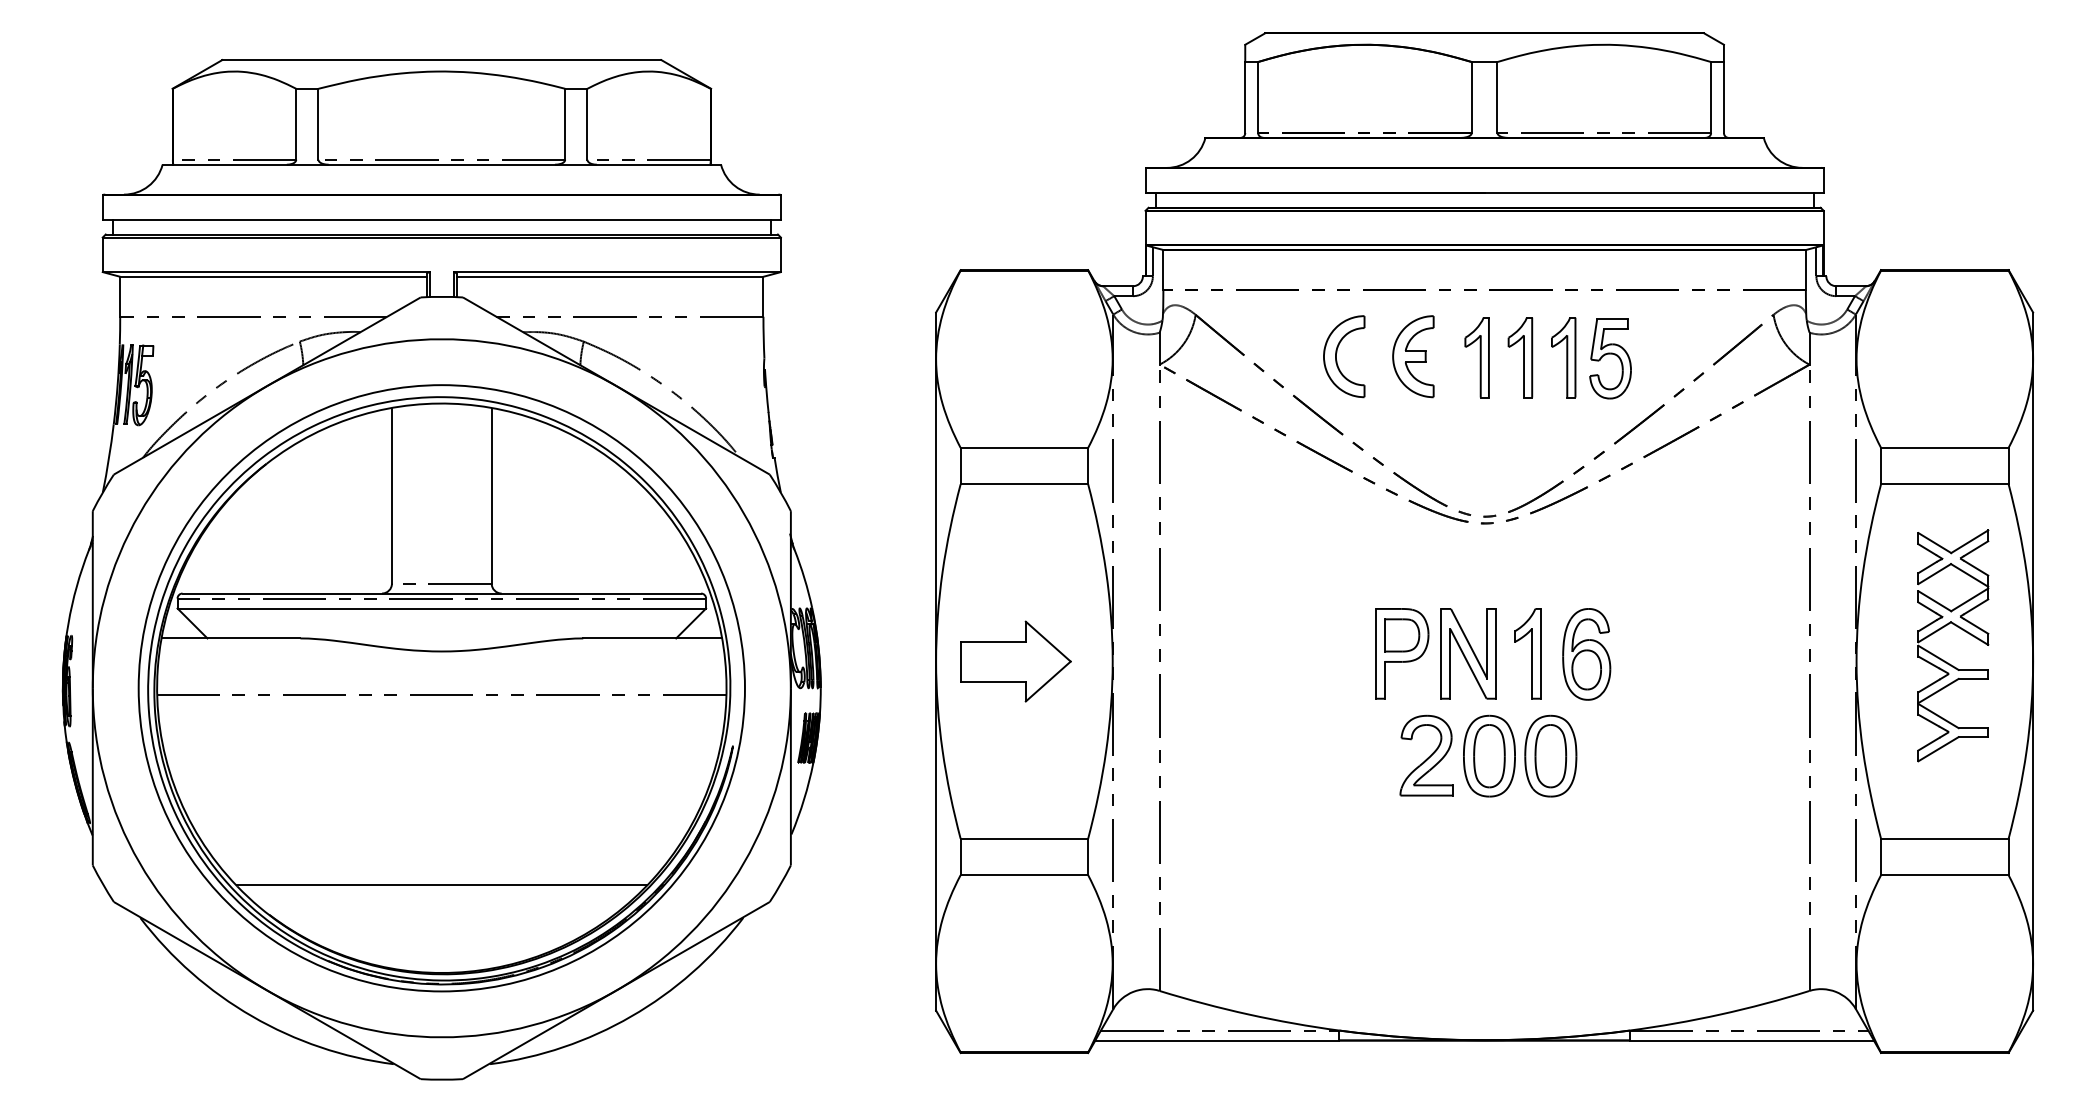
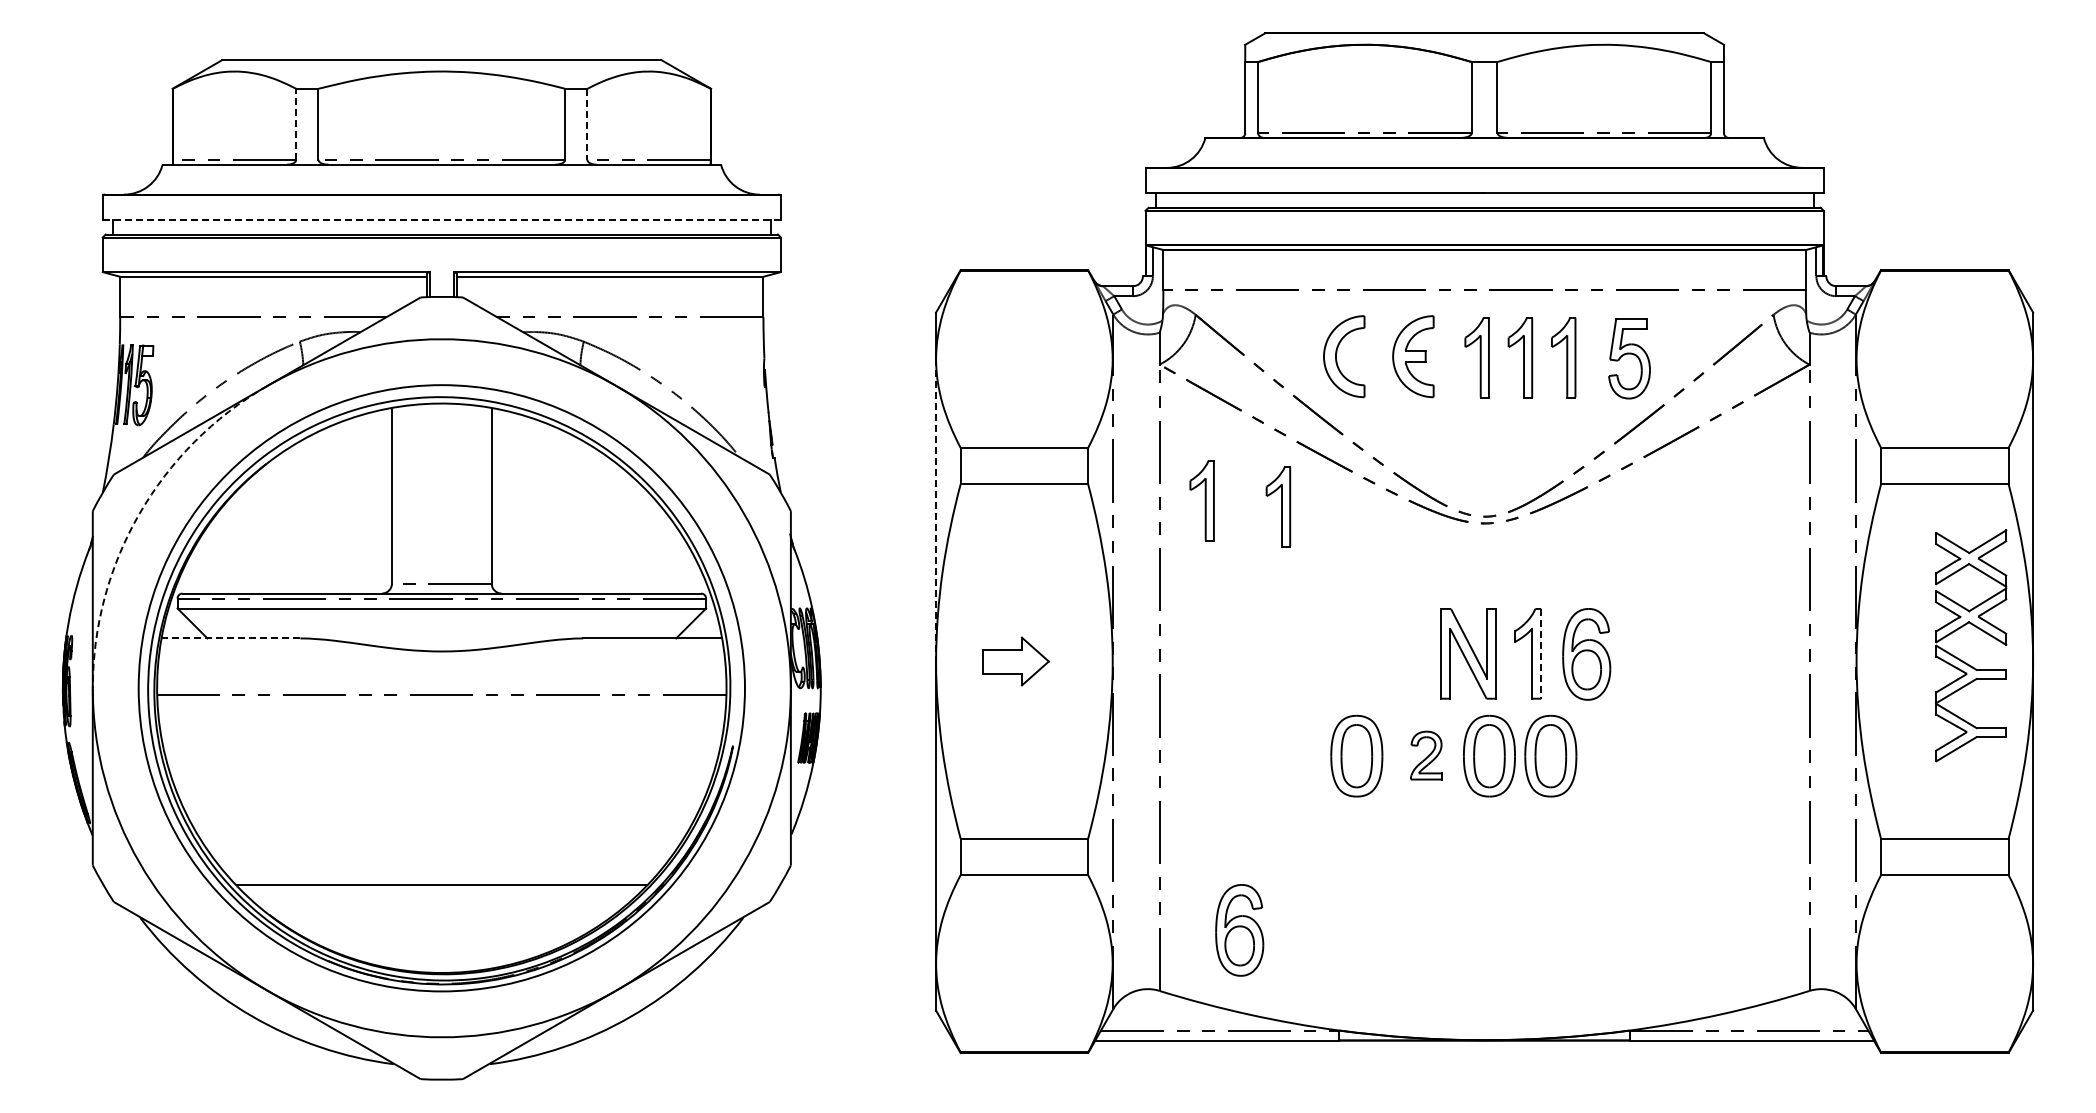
line: solid -> dashed (296, 123)
line: solid -> dashed (587, 124)
line: solid -> dashed (442, 219)
part position: (1610, 358) -> (1629, 358) (1629, 358)
part: none -> present (1201, 500)
part: none -> present (1278, 506)
line: solid -> dashed (936, 510)
arc: solid -> dashed (139, 513)
line: solid -> dashed (230, 638)
part: present -> none (1402, 653)
line: solid -> dashed (1541, 653)
part position: (1943, 659) -> (1961, 659) (1961, 659)
part size: 112x83 px -> 68x51 px (1015, 661)
part: none -> present (1356, 755)
part size: 55x83 px -> 33x51 px (1426, 755)
part: none -> present (1239, 930)
